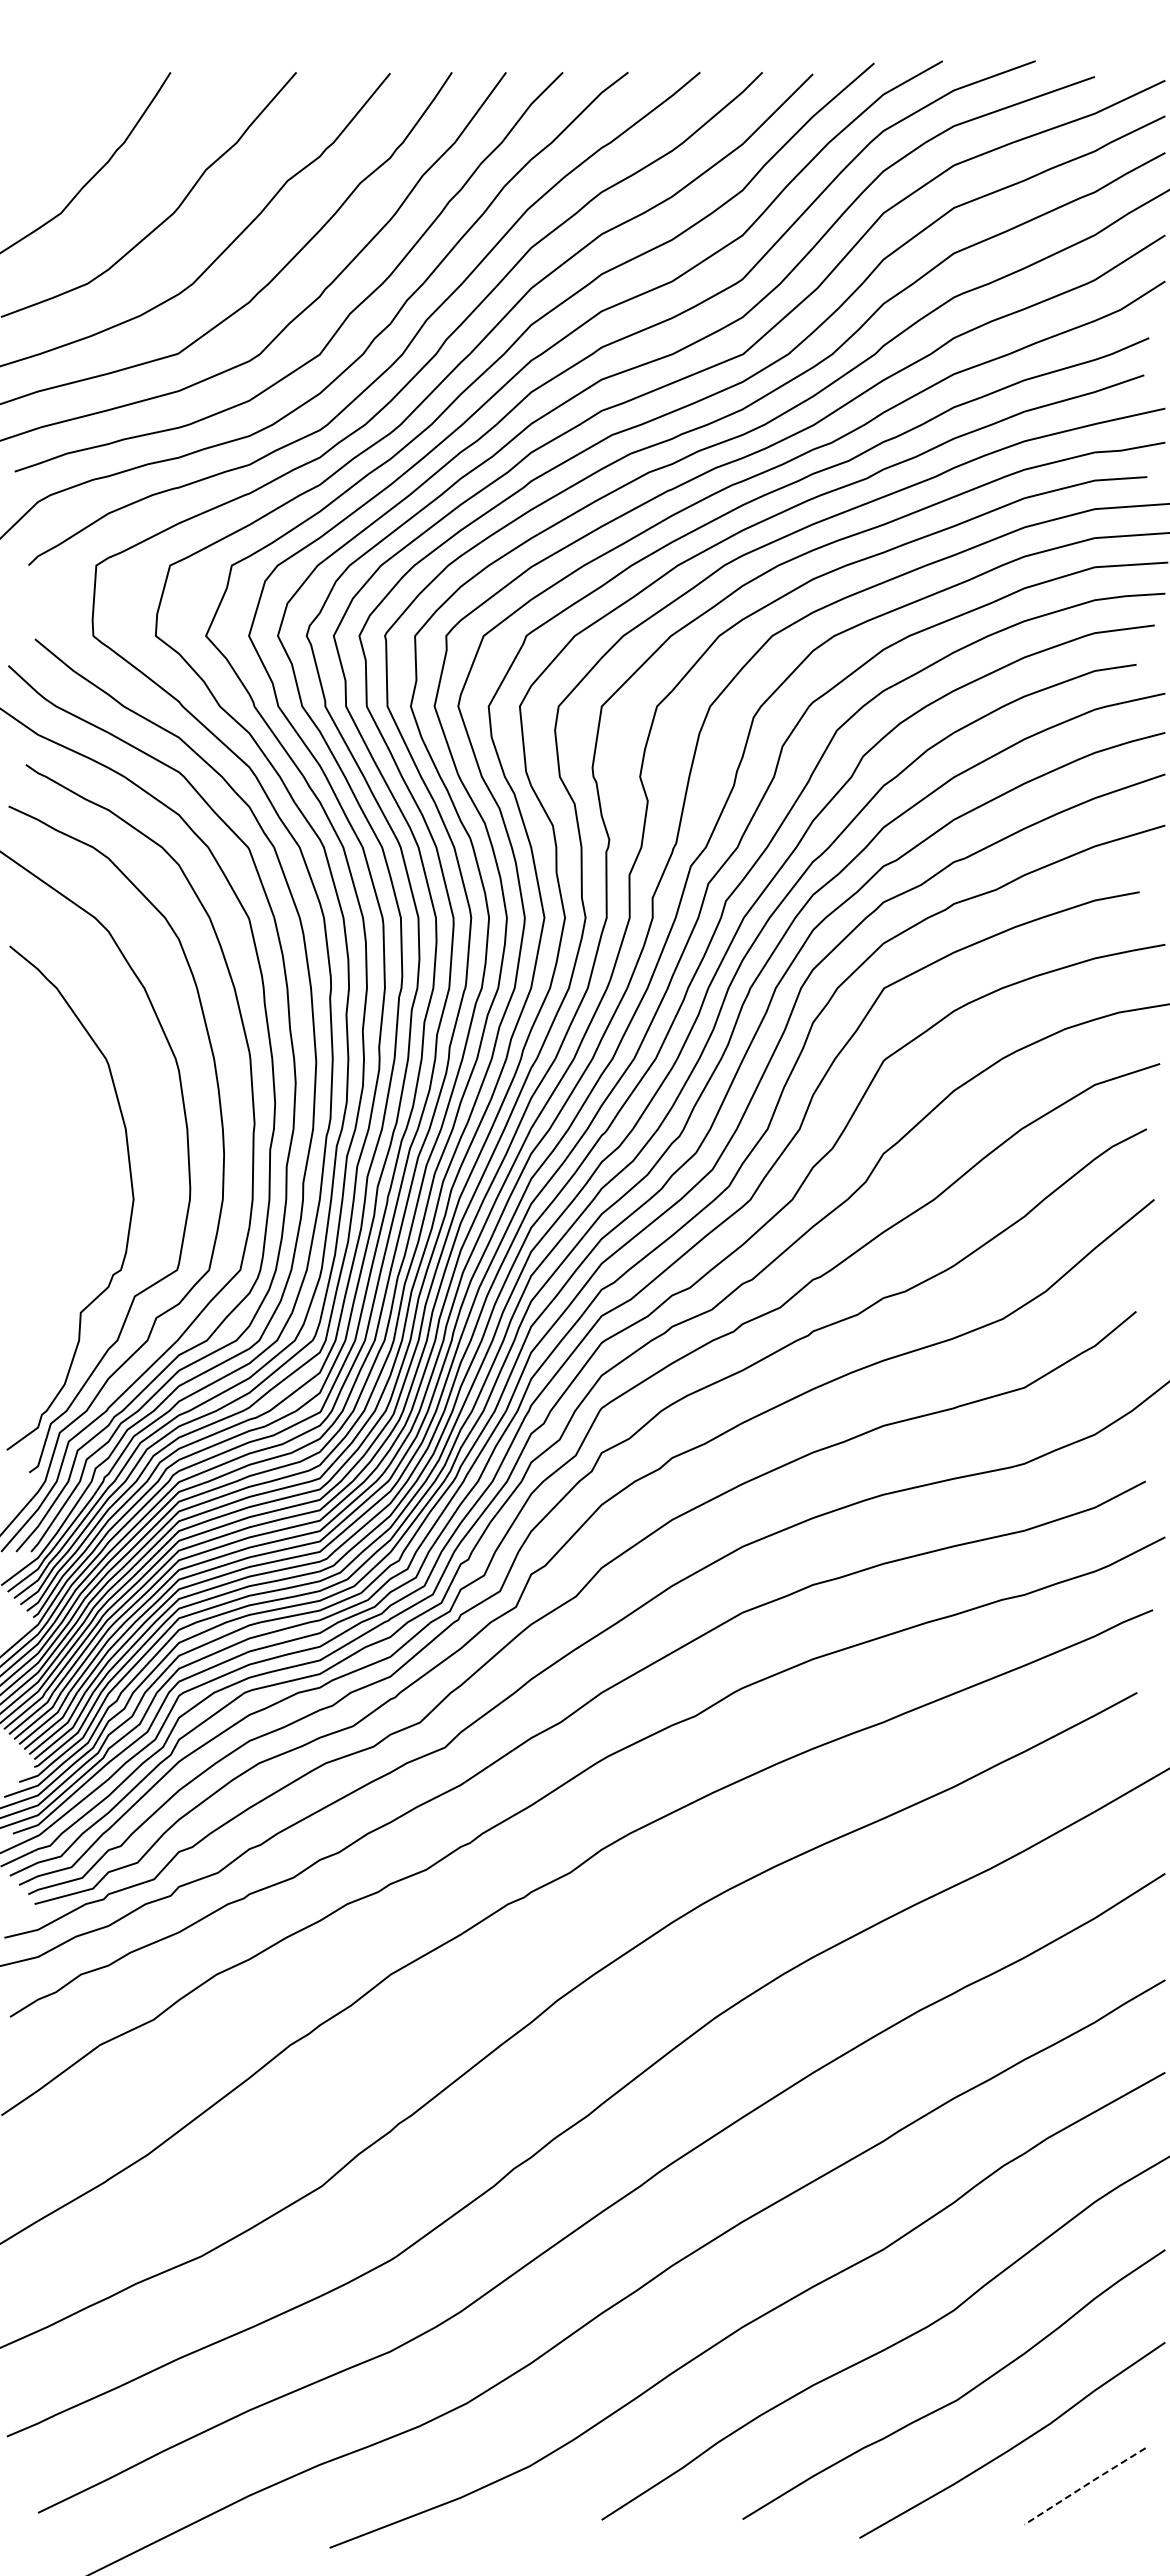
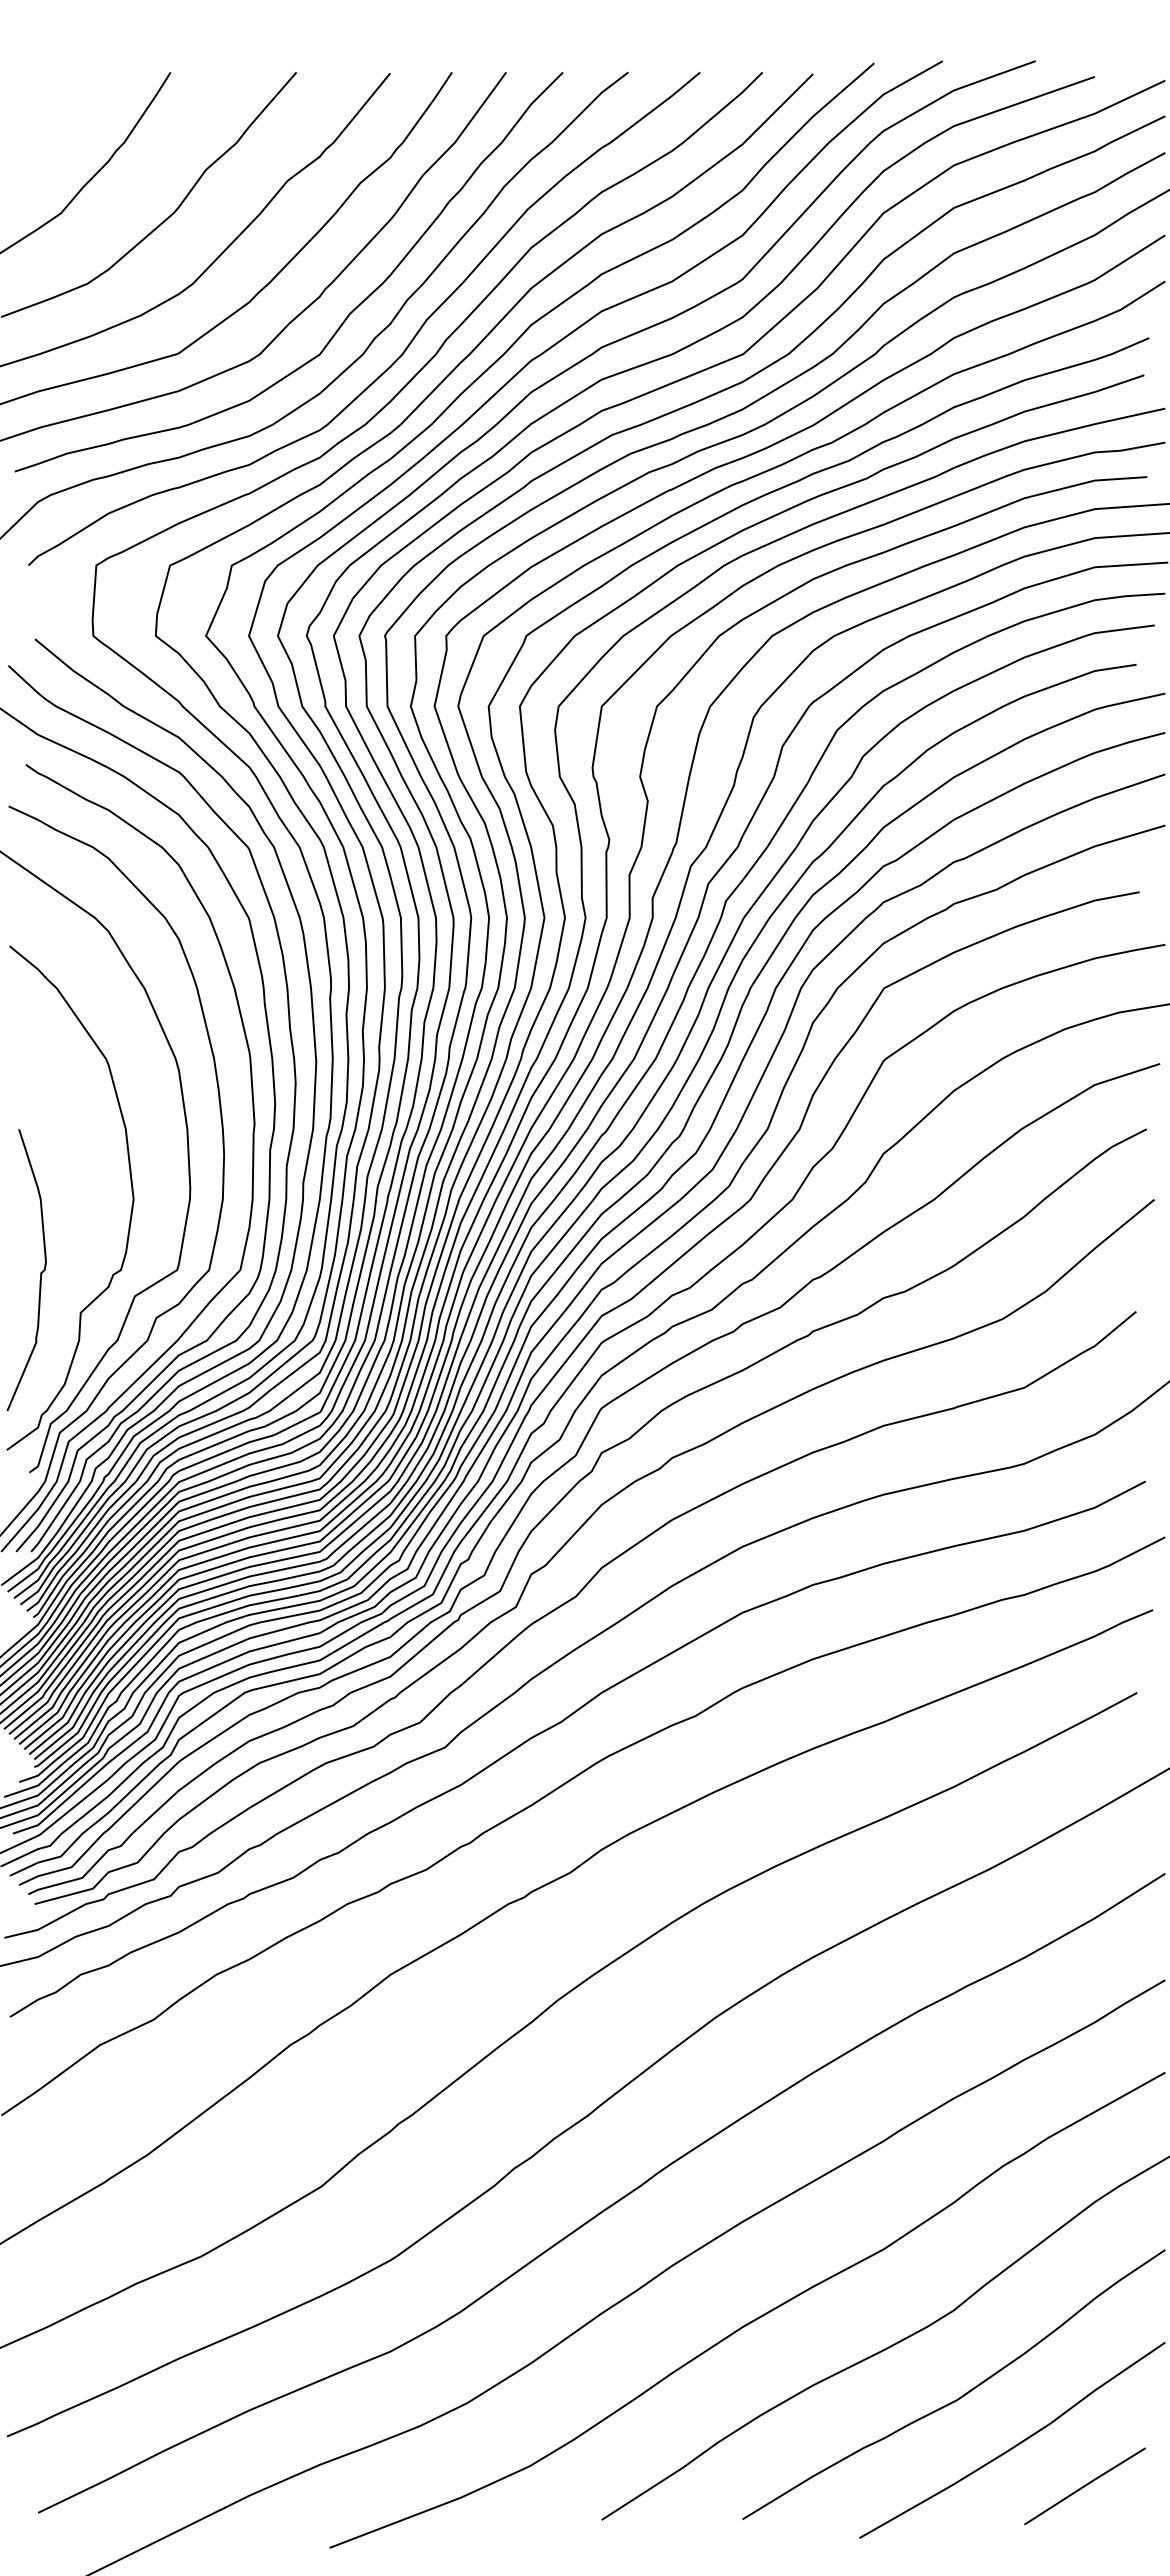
curve: none -> present (40, 1272)
line: dashed -> solid (1084, 2486)
